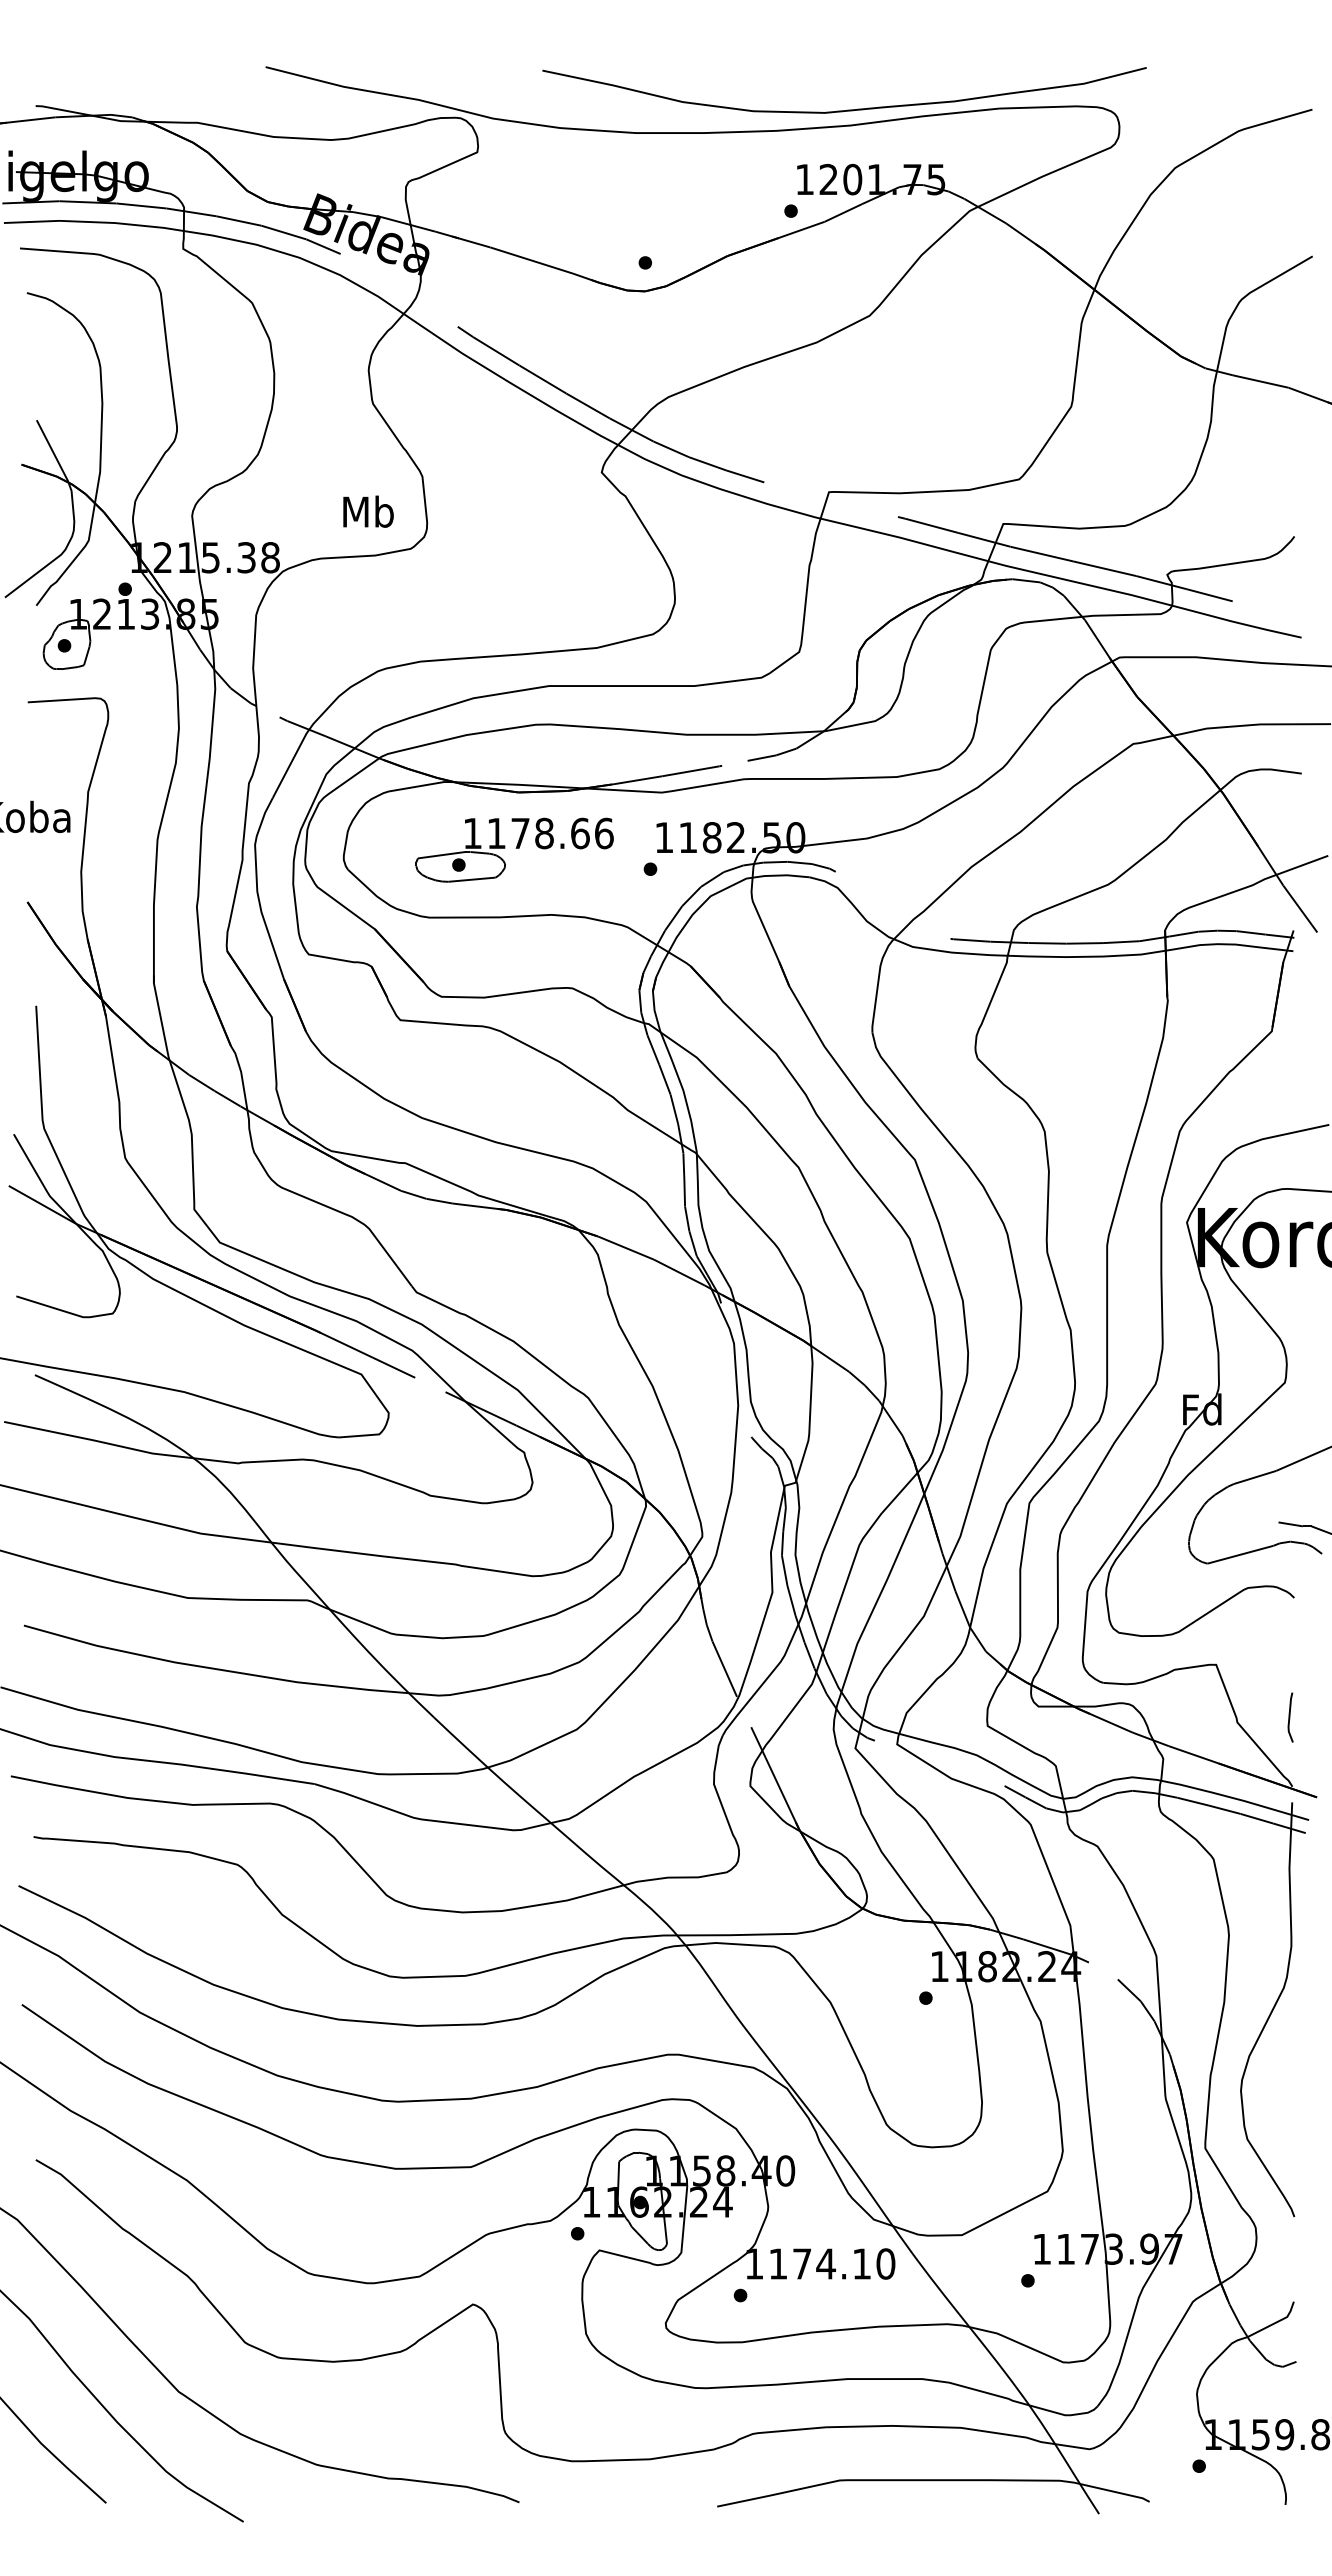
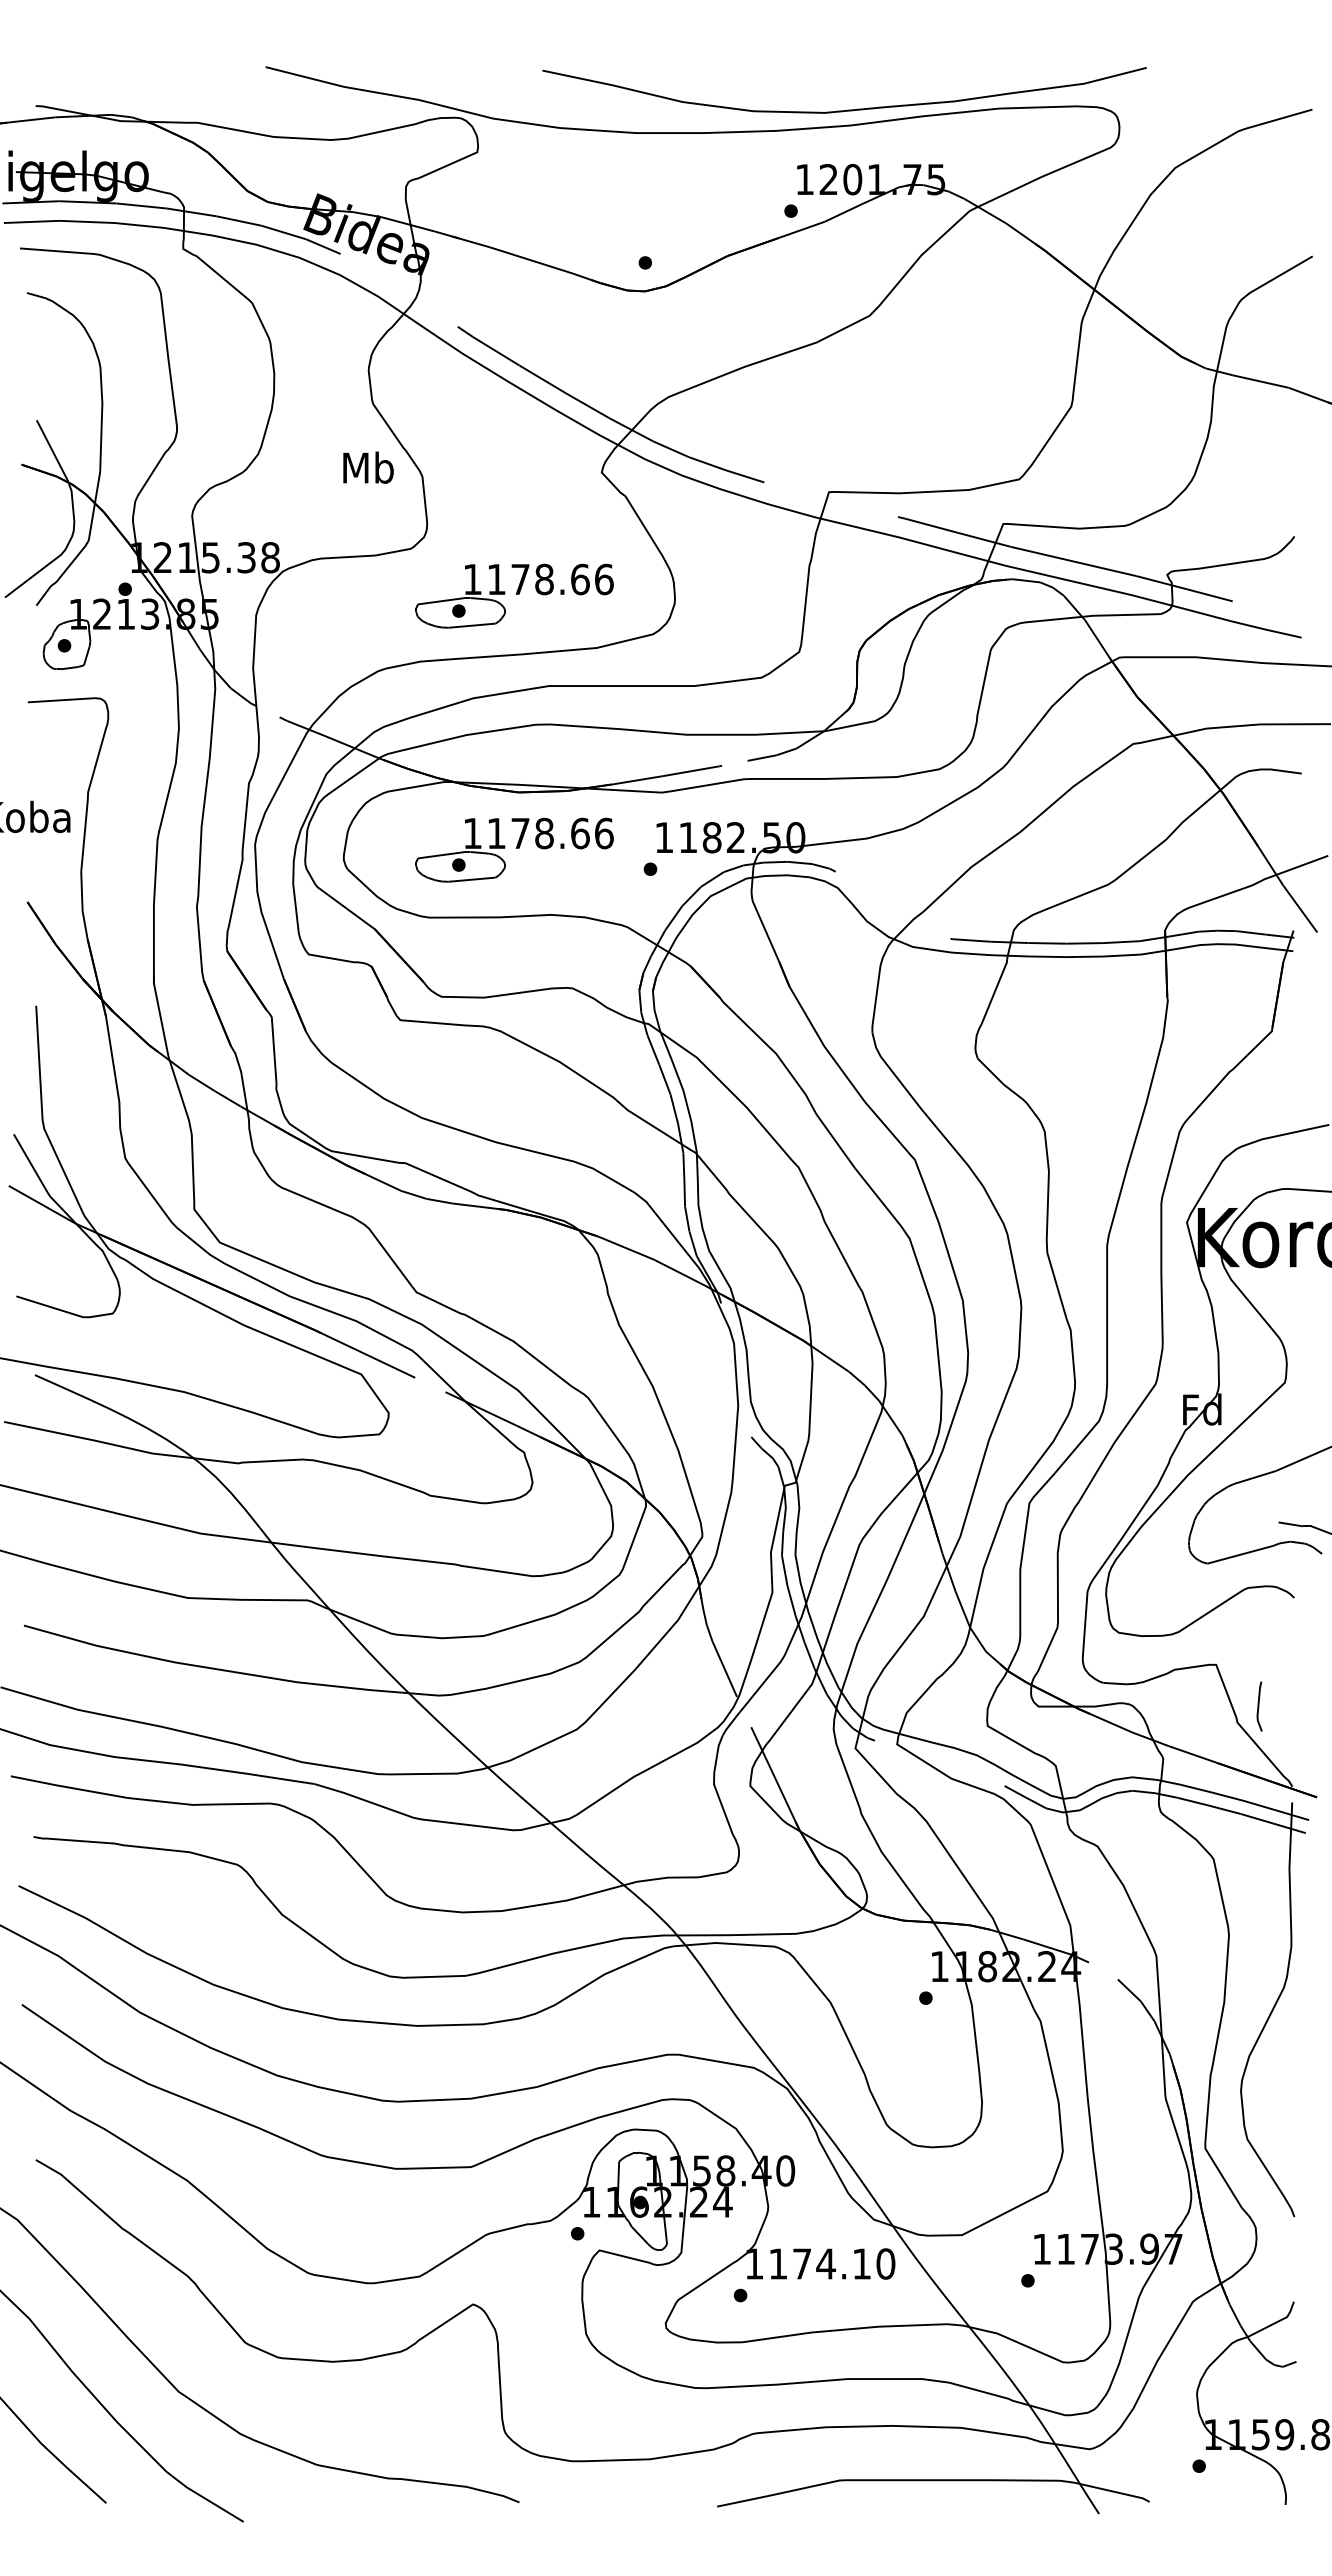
text position: (368, 511) -> (368, 467) (368, 467)
part: none -> present (514, 595)
line position: (1290, 1717) -> (1259, 1706) (1259, 1706)
